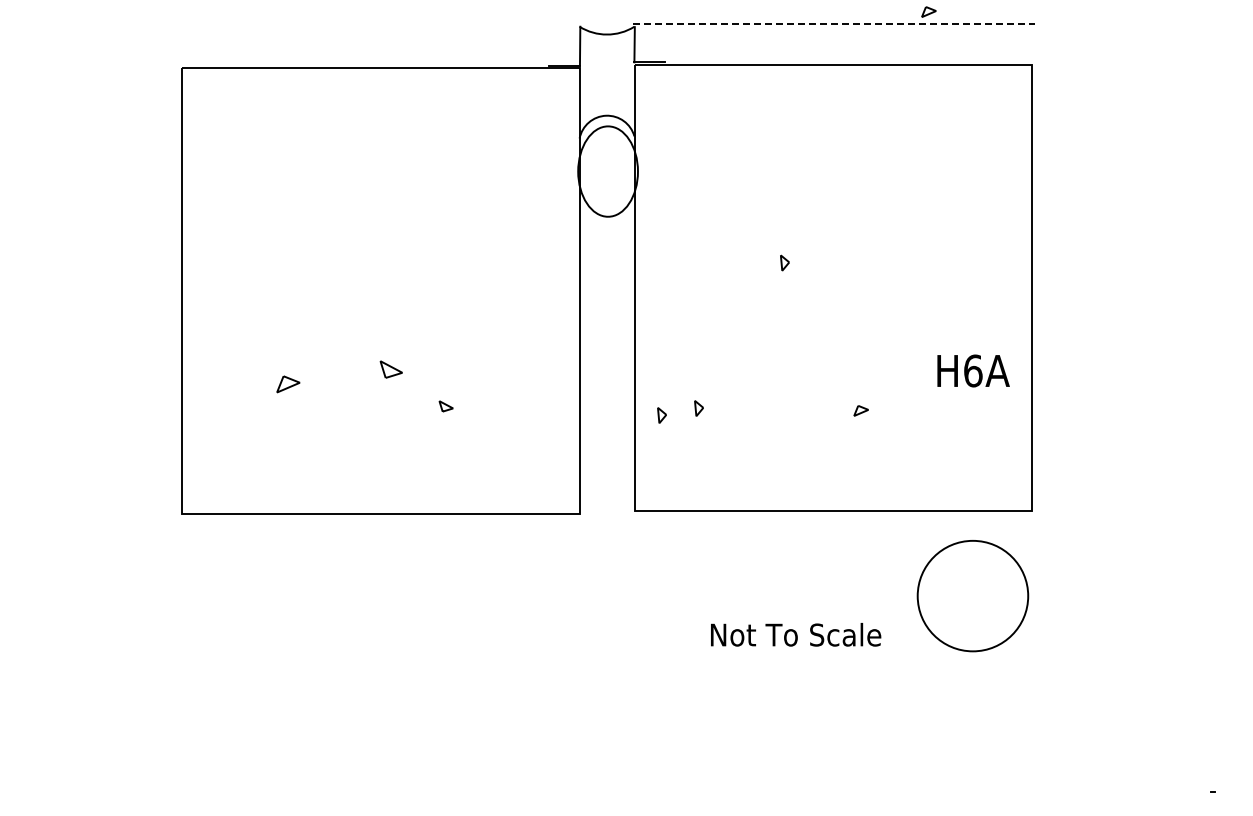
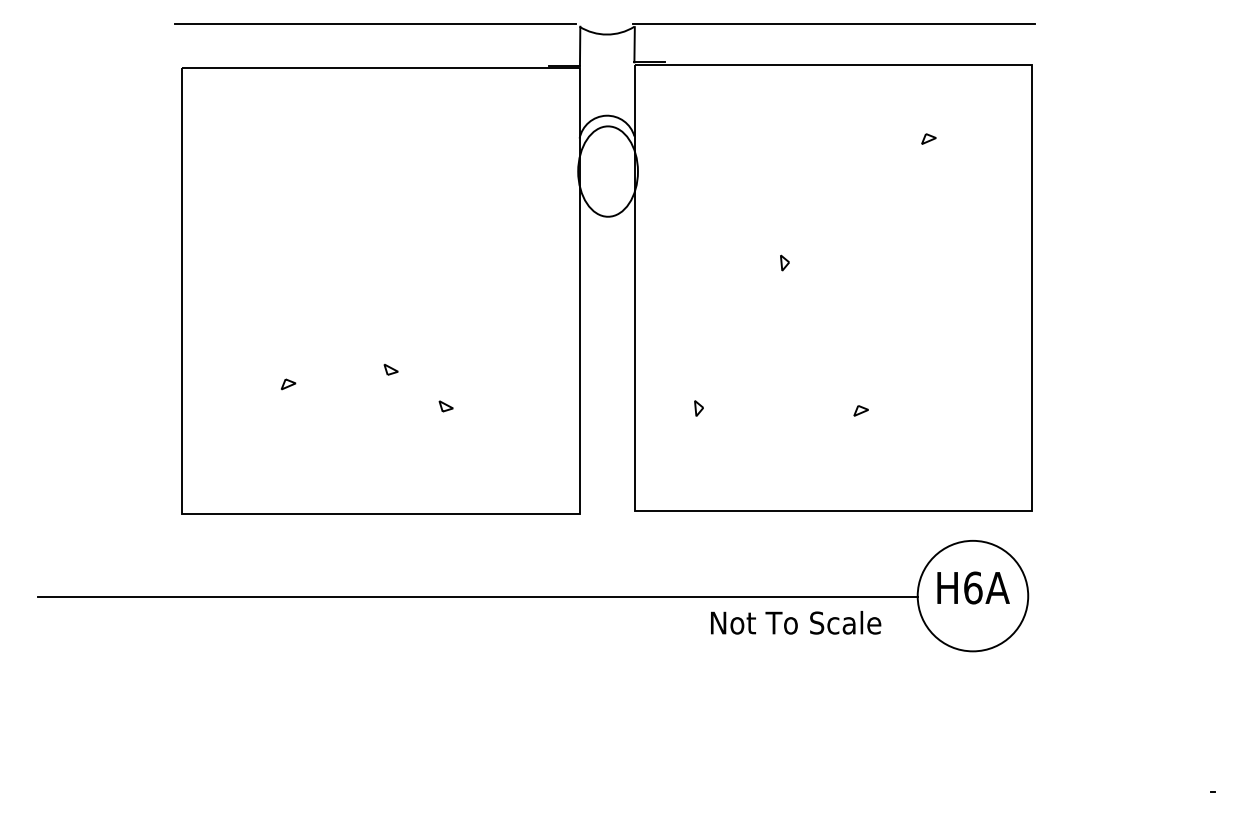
part position: (928, 11) -> (928, 138) (928, 138)
line: none -> present (375, 24)
line: dashed -> solid (833, 24)
part size: 24x19 px -> 16x12 px (390, 369)
text position: (973, 370) -> (973, 587) (973, 587)
part size: 25x19 px -> 16x13 px (288, 384)
part: present -> none (661, 415)
line: none -> present (477, 597)
text position: (796, 634) -> (796, 622) (796, 622)
